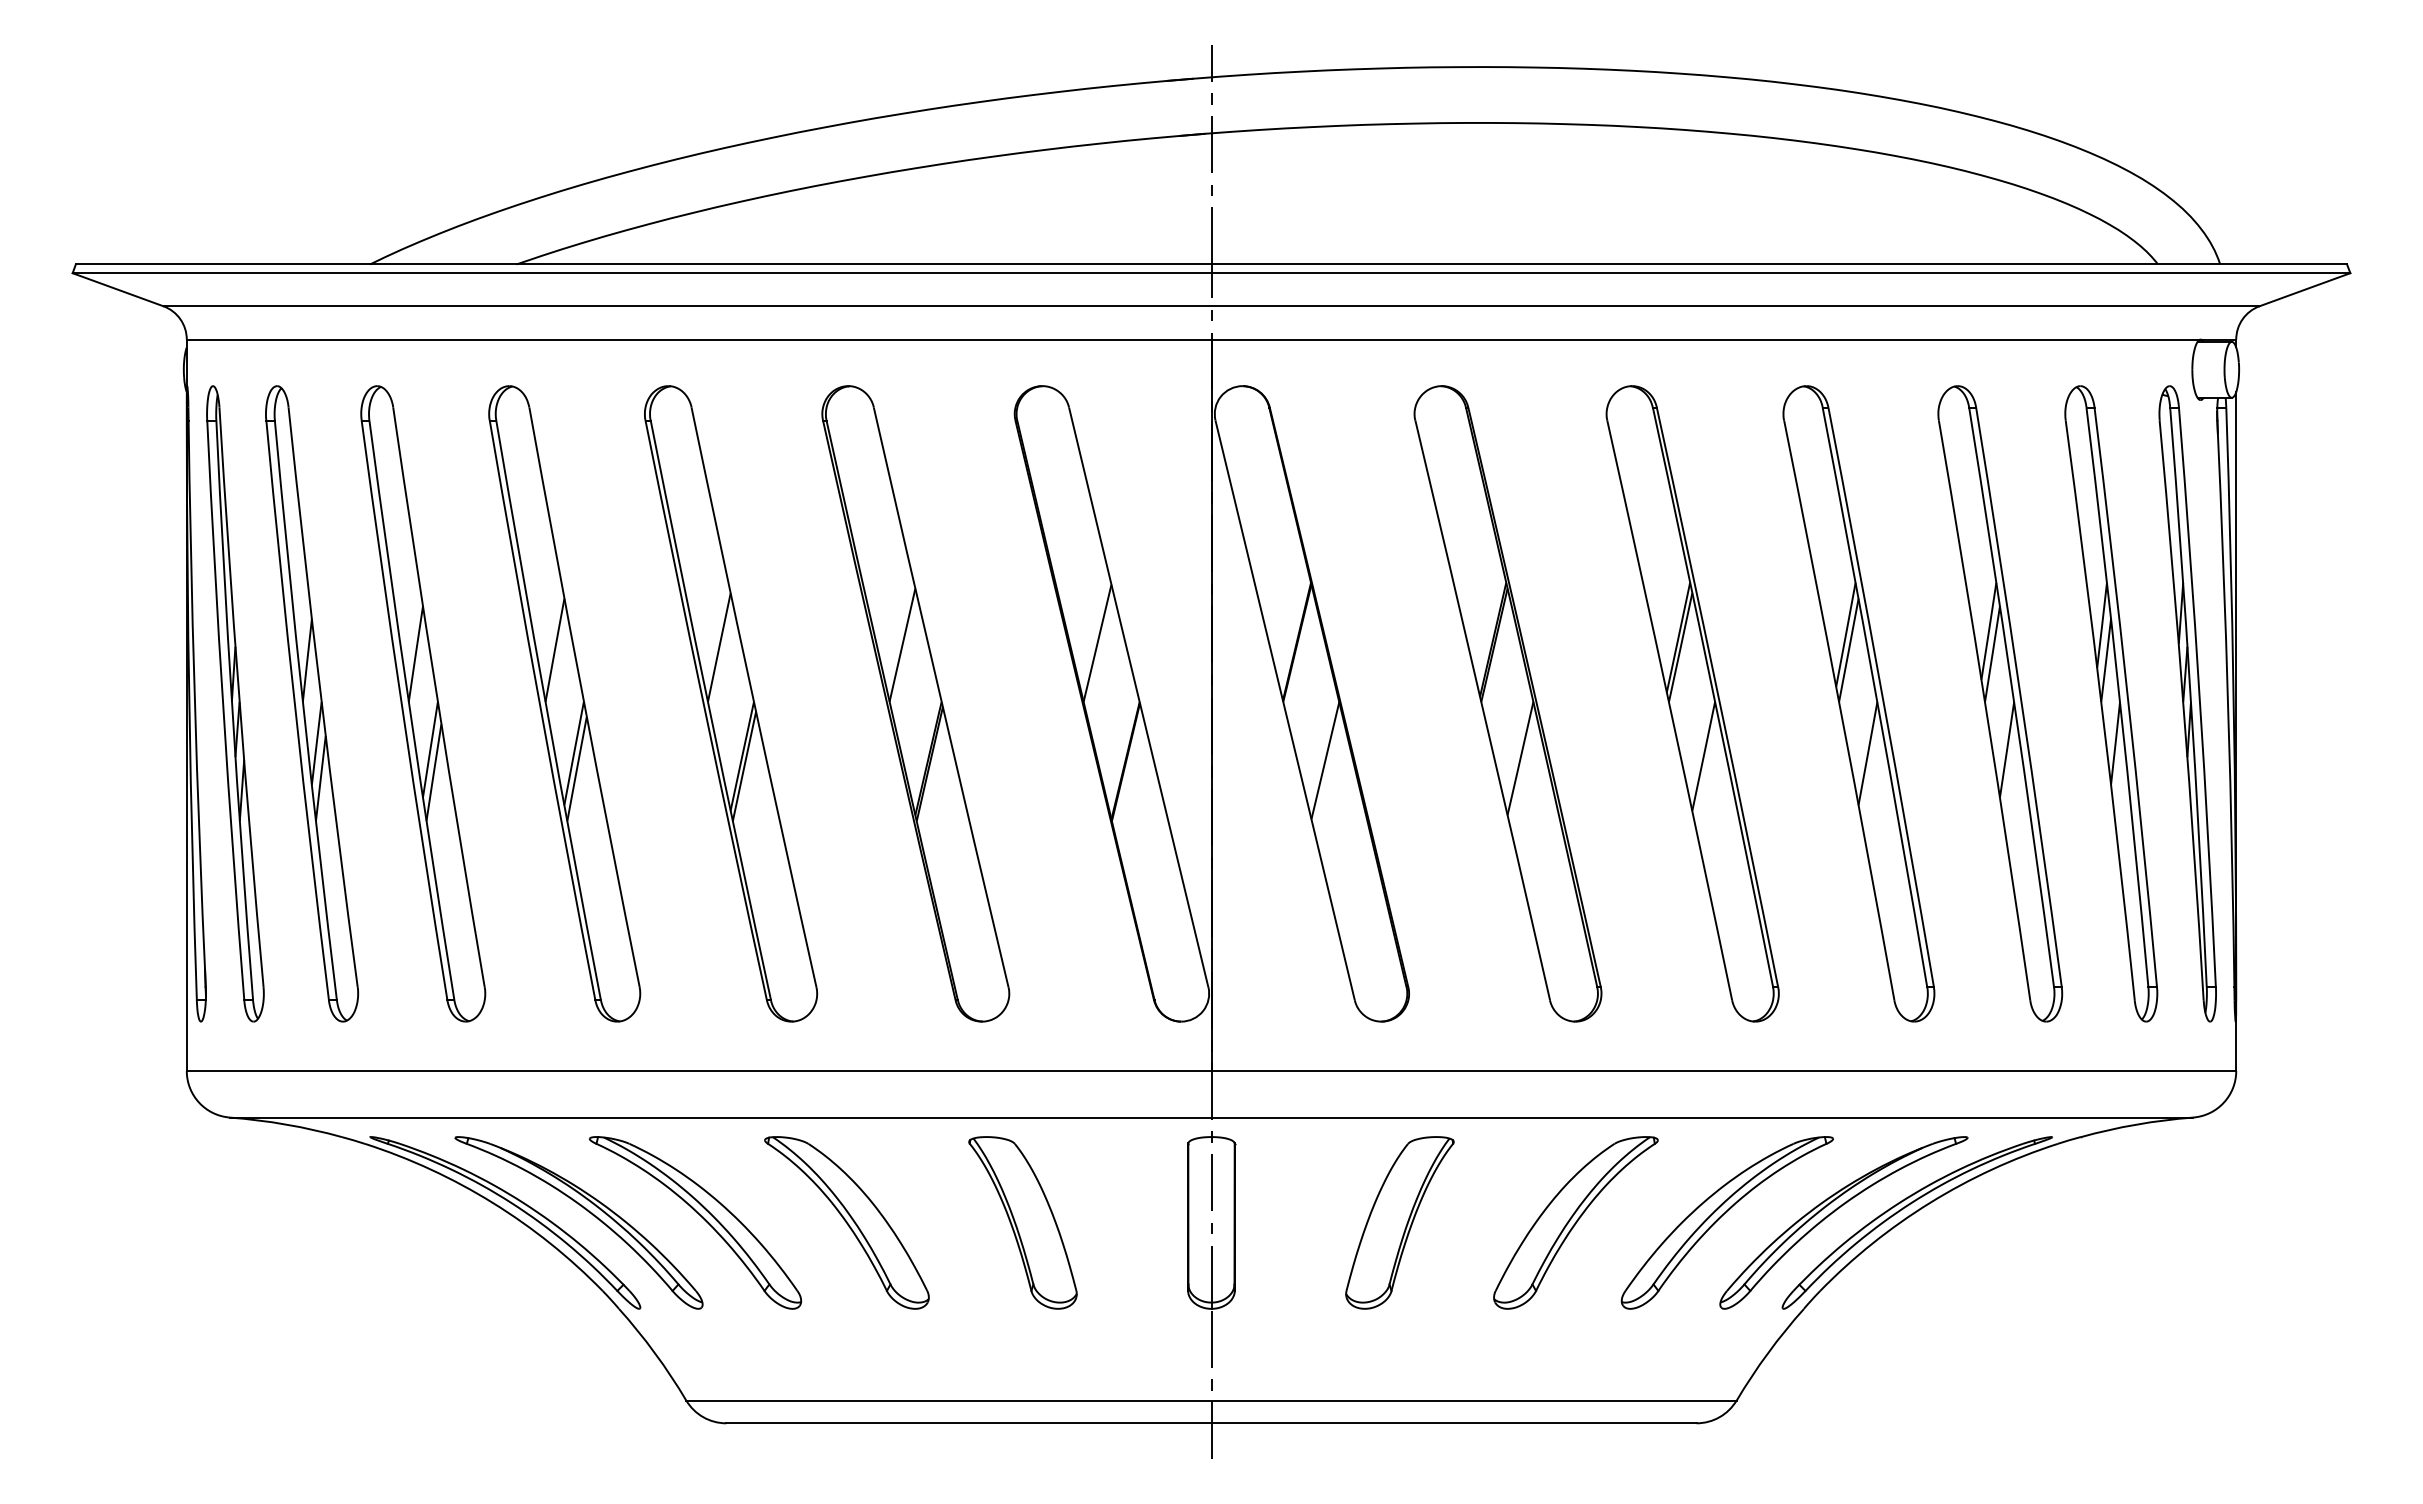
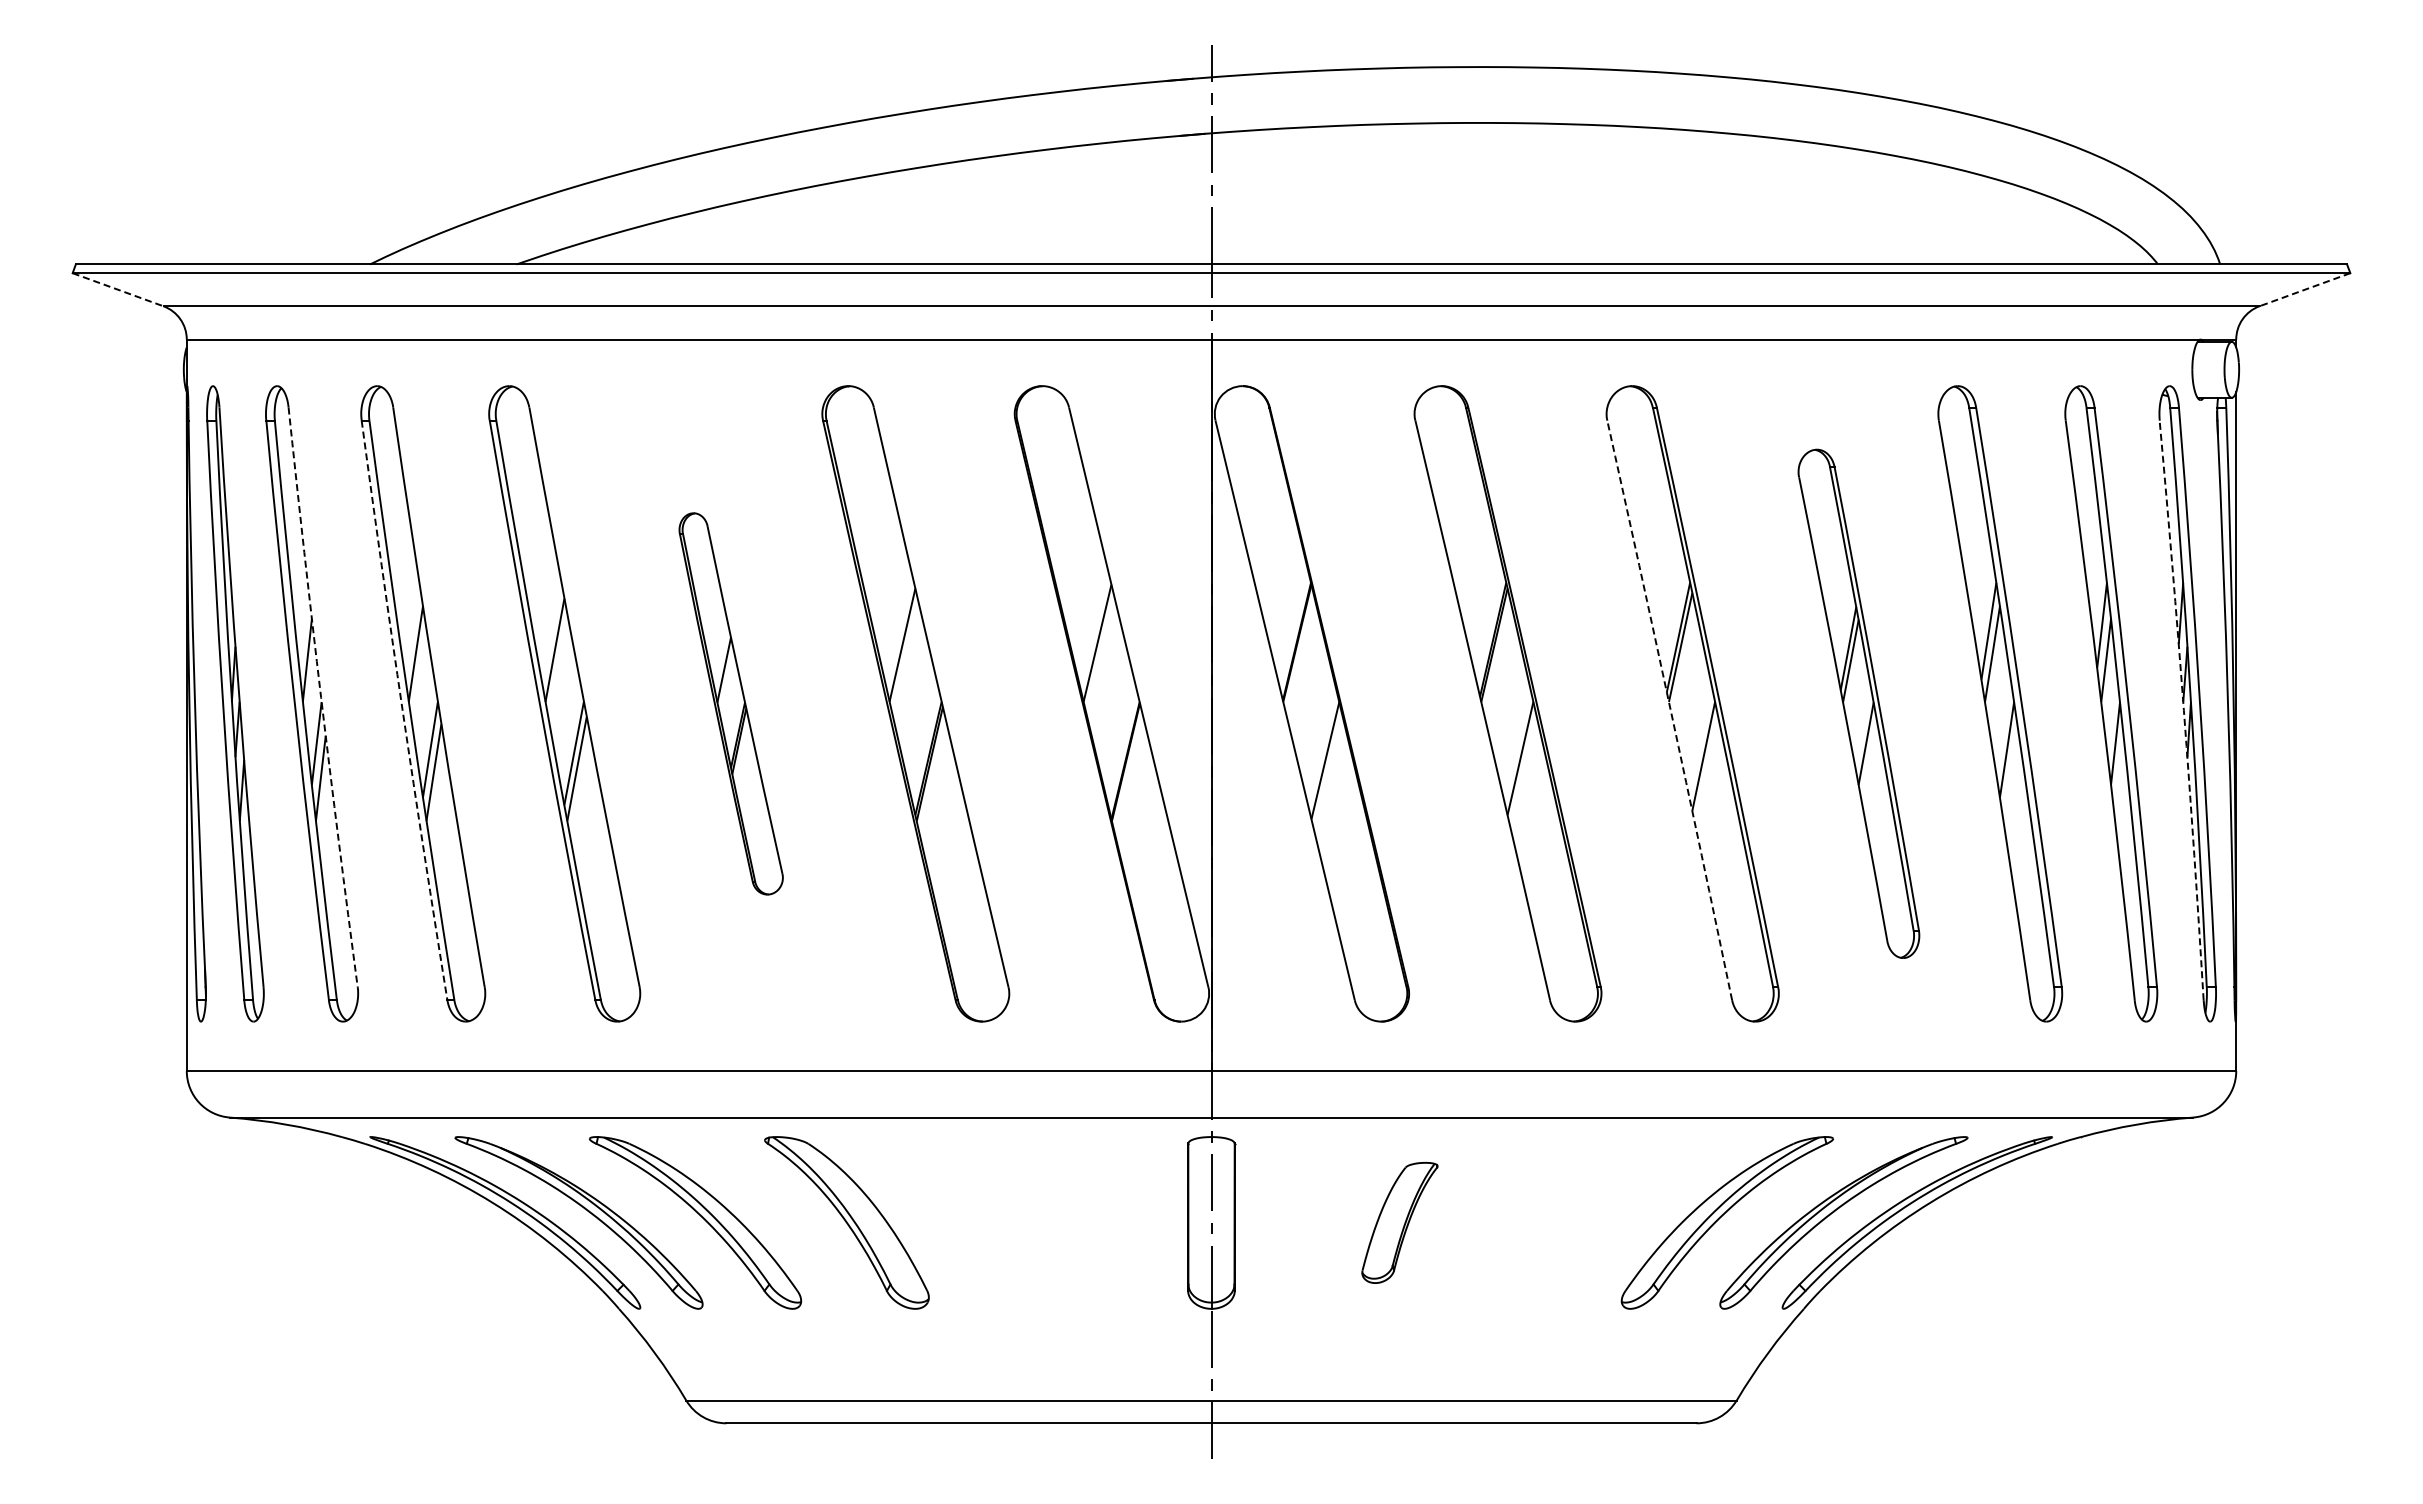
line: solid -> dashed (118, 289)
line: solid -> dashed (2304, 289)
arc: solid -> dashed (321, 697)
part size: 175x638 px -> 106x384 px (730, 703)
part size: 154x638 px -> 124x511 px (1858, 703)
arc: solid -> dashed (402, 710)
arc: solid -> dashed (1670, 710)
arc: solid -> dashed (2183, 710)
part: present -> none (1022, 1222)
part size: 110x174 px -> 78x122 px (1399, 1222)
part: present -> none (1575, 1222)
